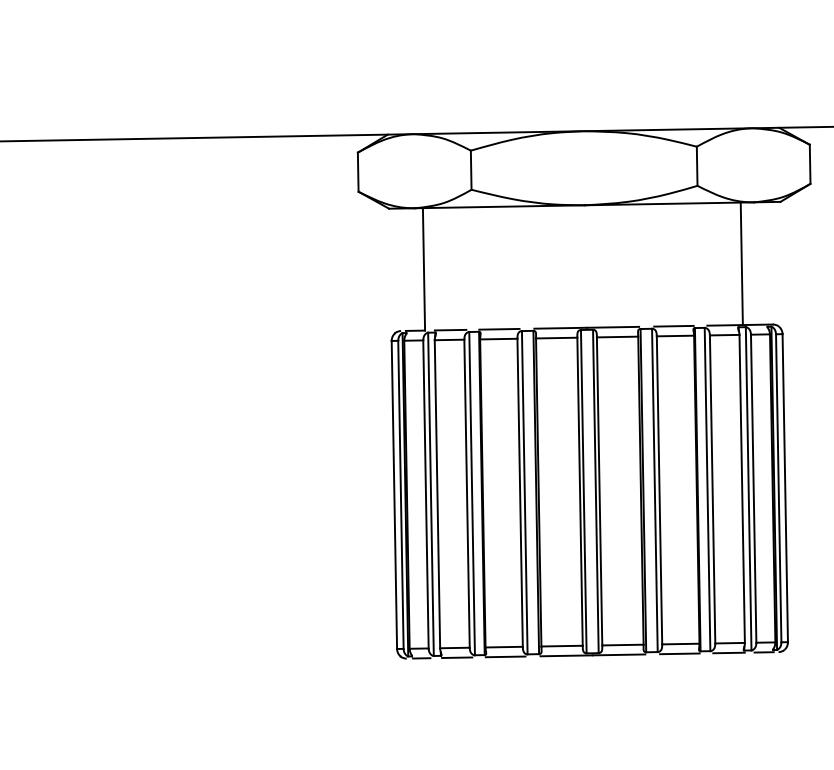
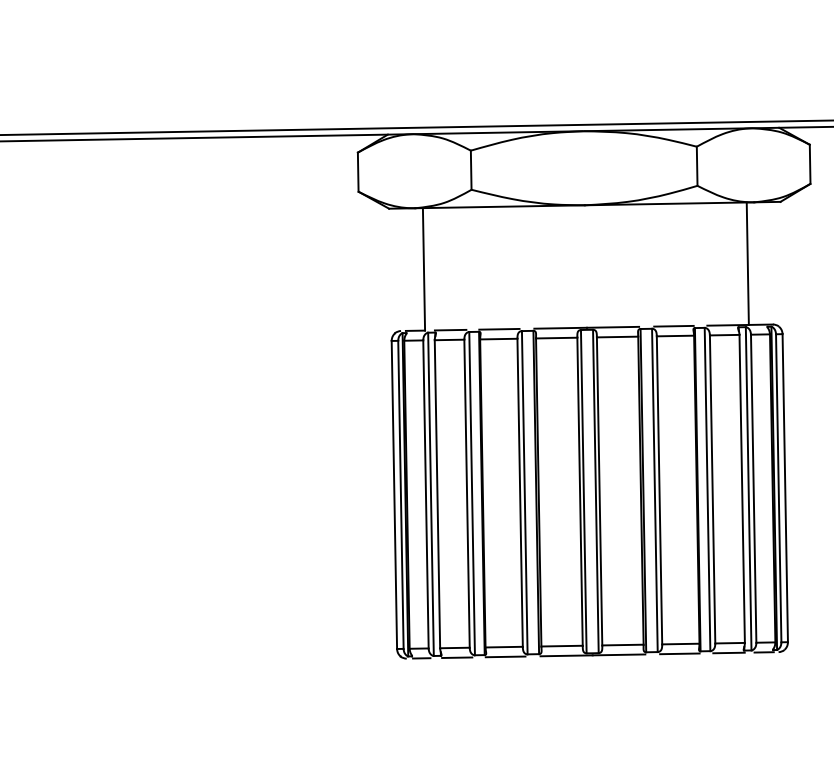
line: none -> present (416, 127)
line position: (741, 263) -> (747, 263) (747, 263)
